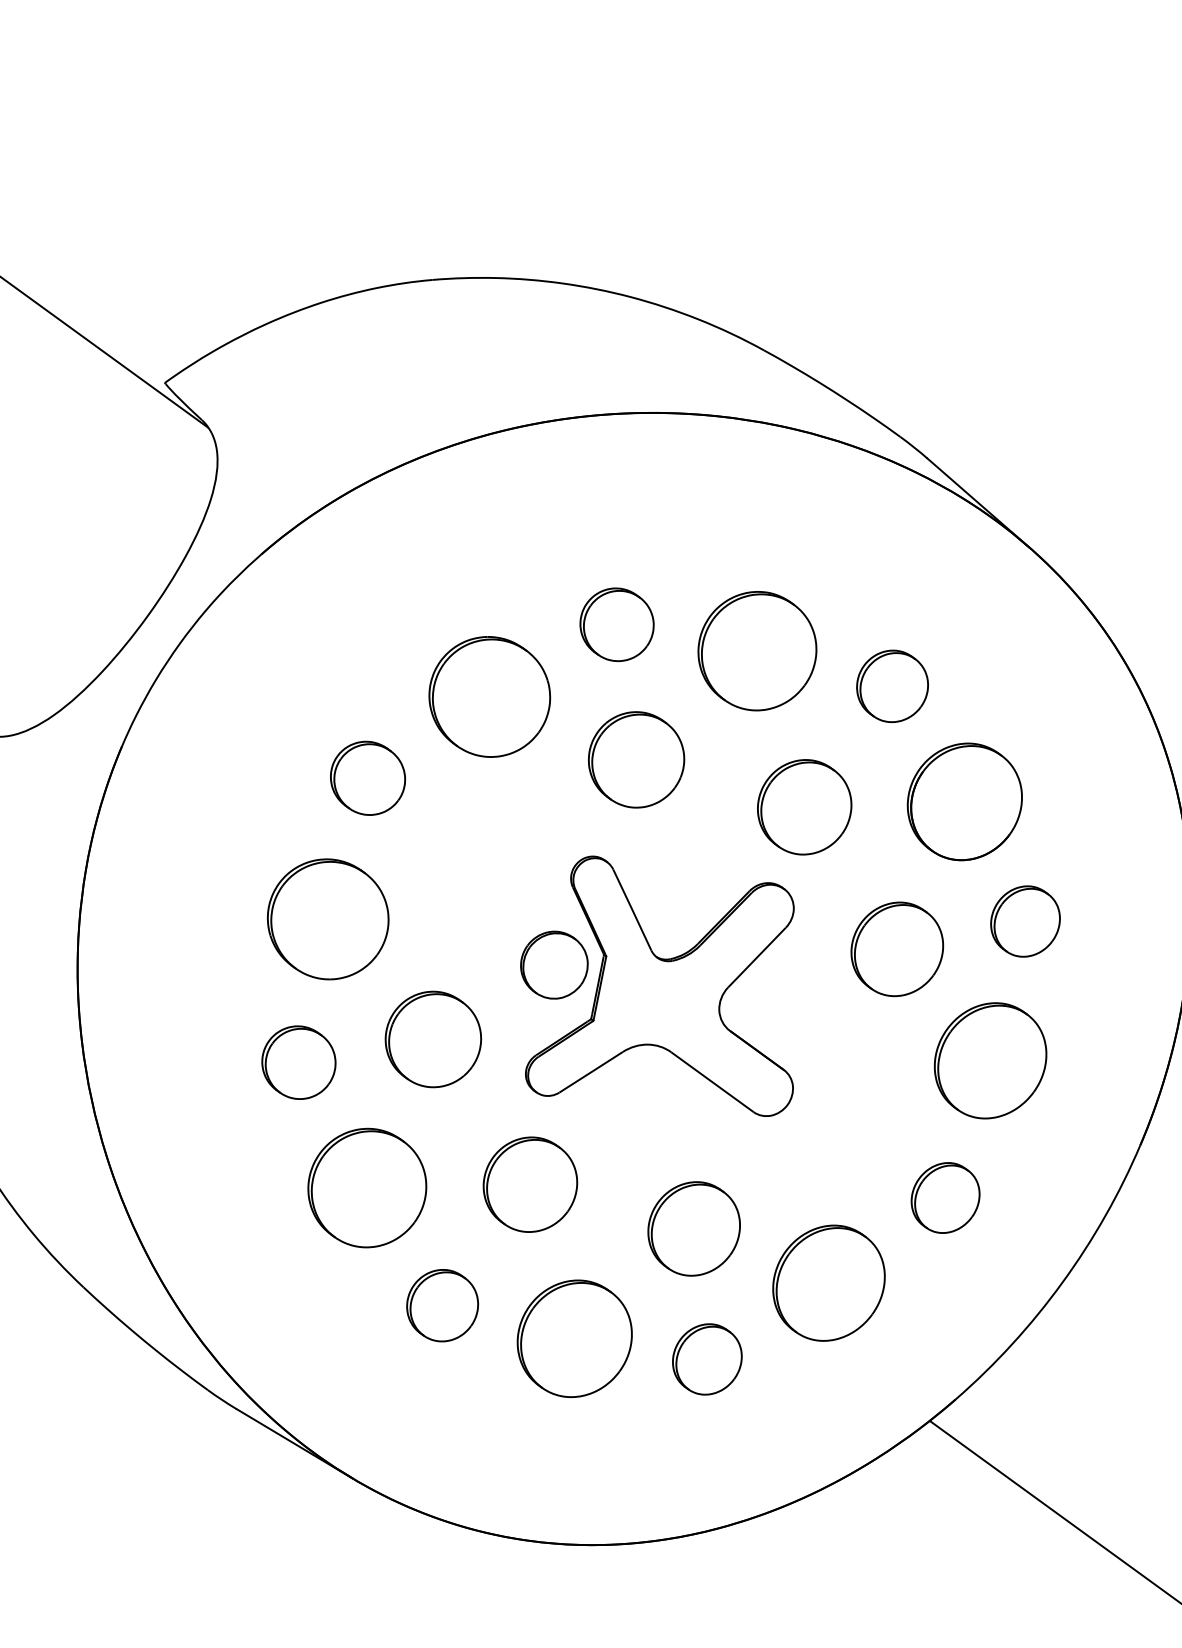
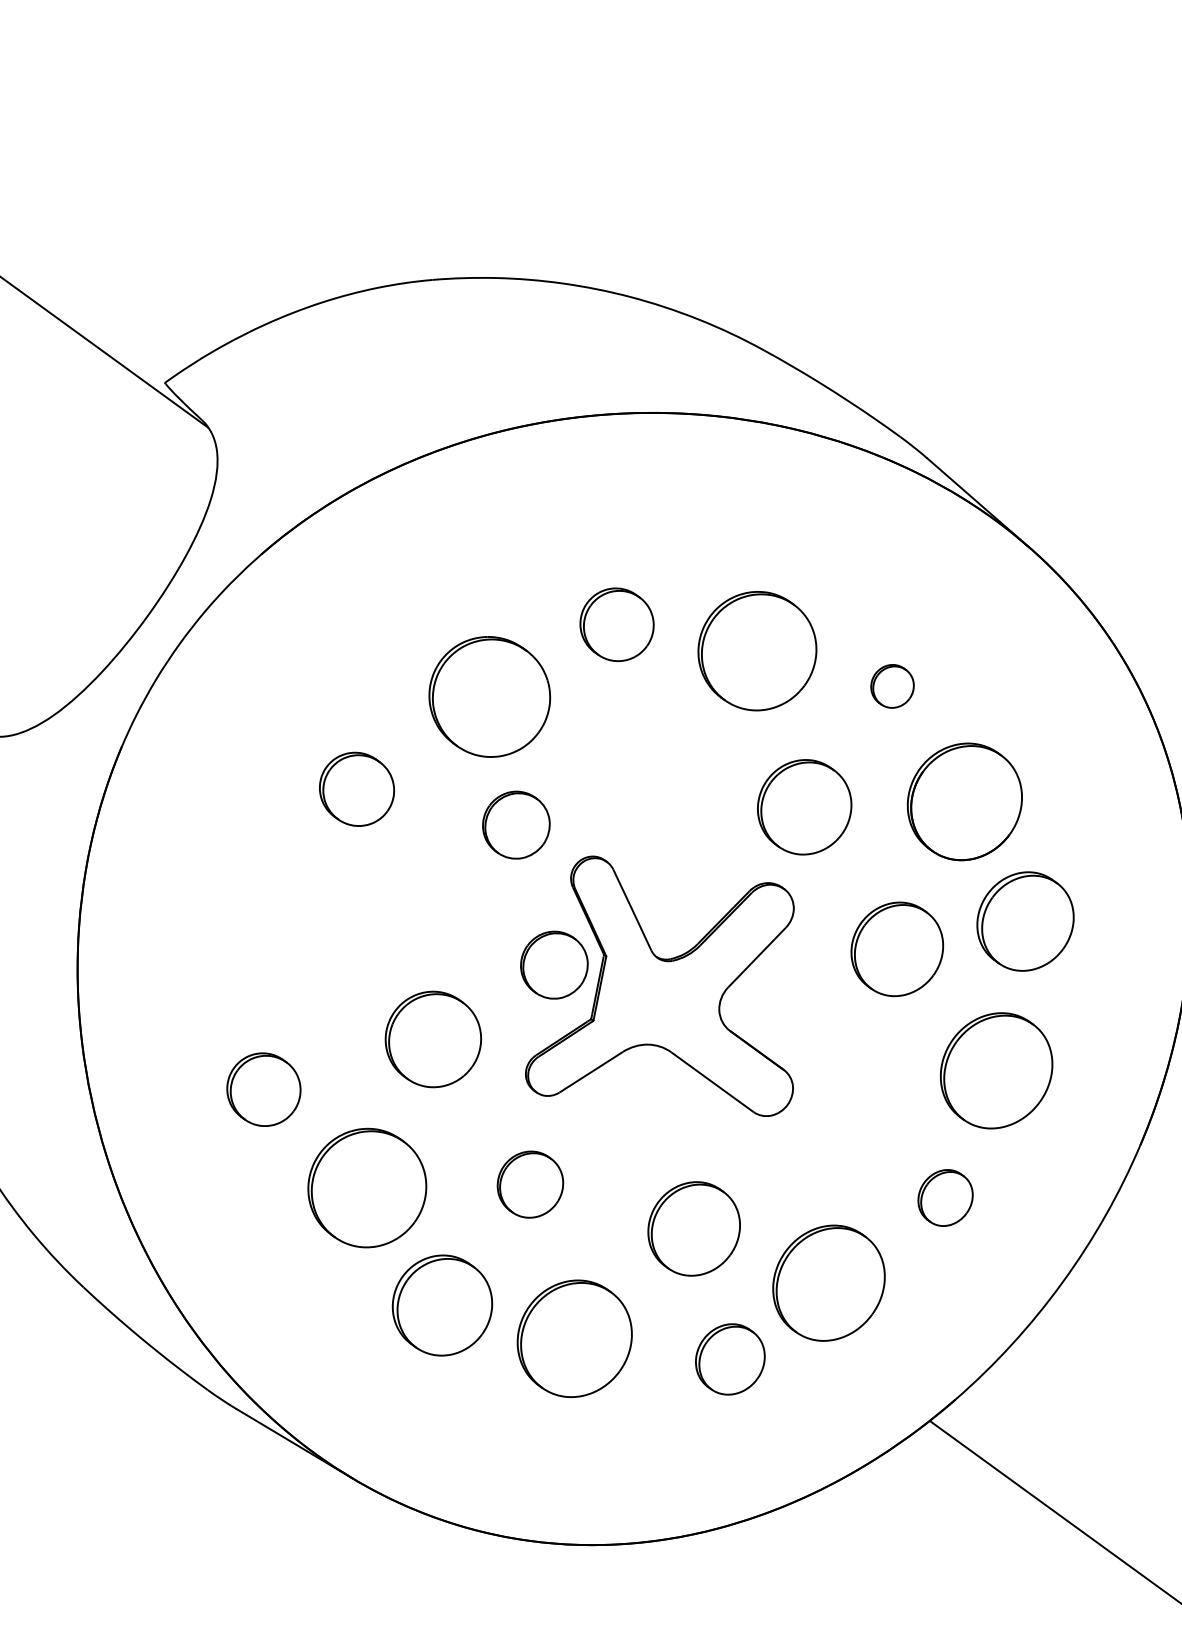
part size: 73x75 px -> 45x45 px (892, 686)
part: present -> none (636, 759)
part position: (367, 777) -> (356, 788) (356, 788)
part: none -> present (516, 824)
part: present -> none (328, 919)
part size: 71x73 px -> 99x101 px (1025, 921)
part position: (990, 1060) -> (996, 1070) (996, 1070)
part position: (298, 1062) -> (263, 1089) (263, 1089)
part size: 97x97 px -> 69x69 px (530, 1184)
part size: 71x72 px -> 57x58 px (945, 1197)
part size: 74x74 px -> 103x103 px (442, 1305)
part position: (707, 1359) -> (730, 1359) (730, 1359)
